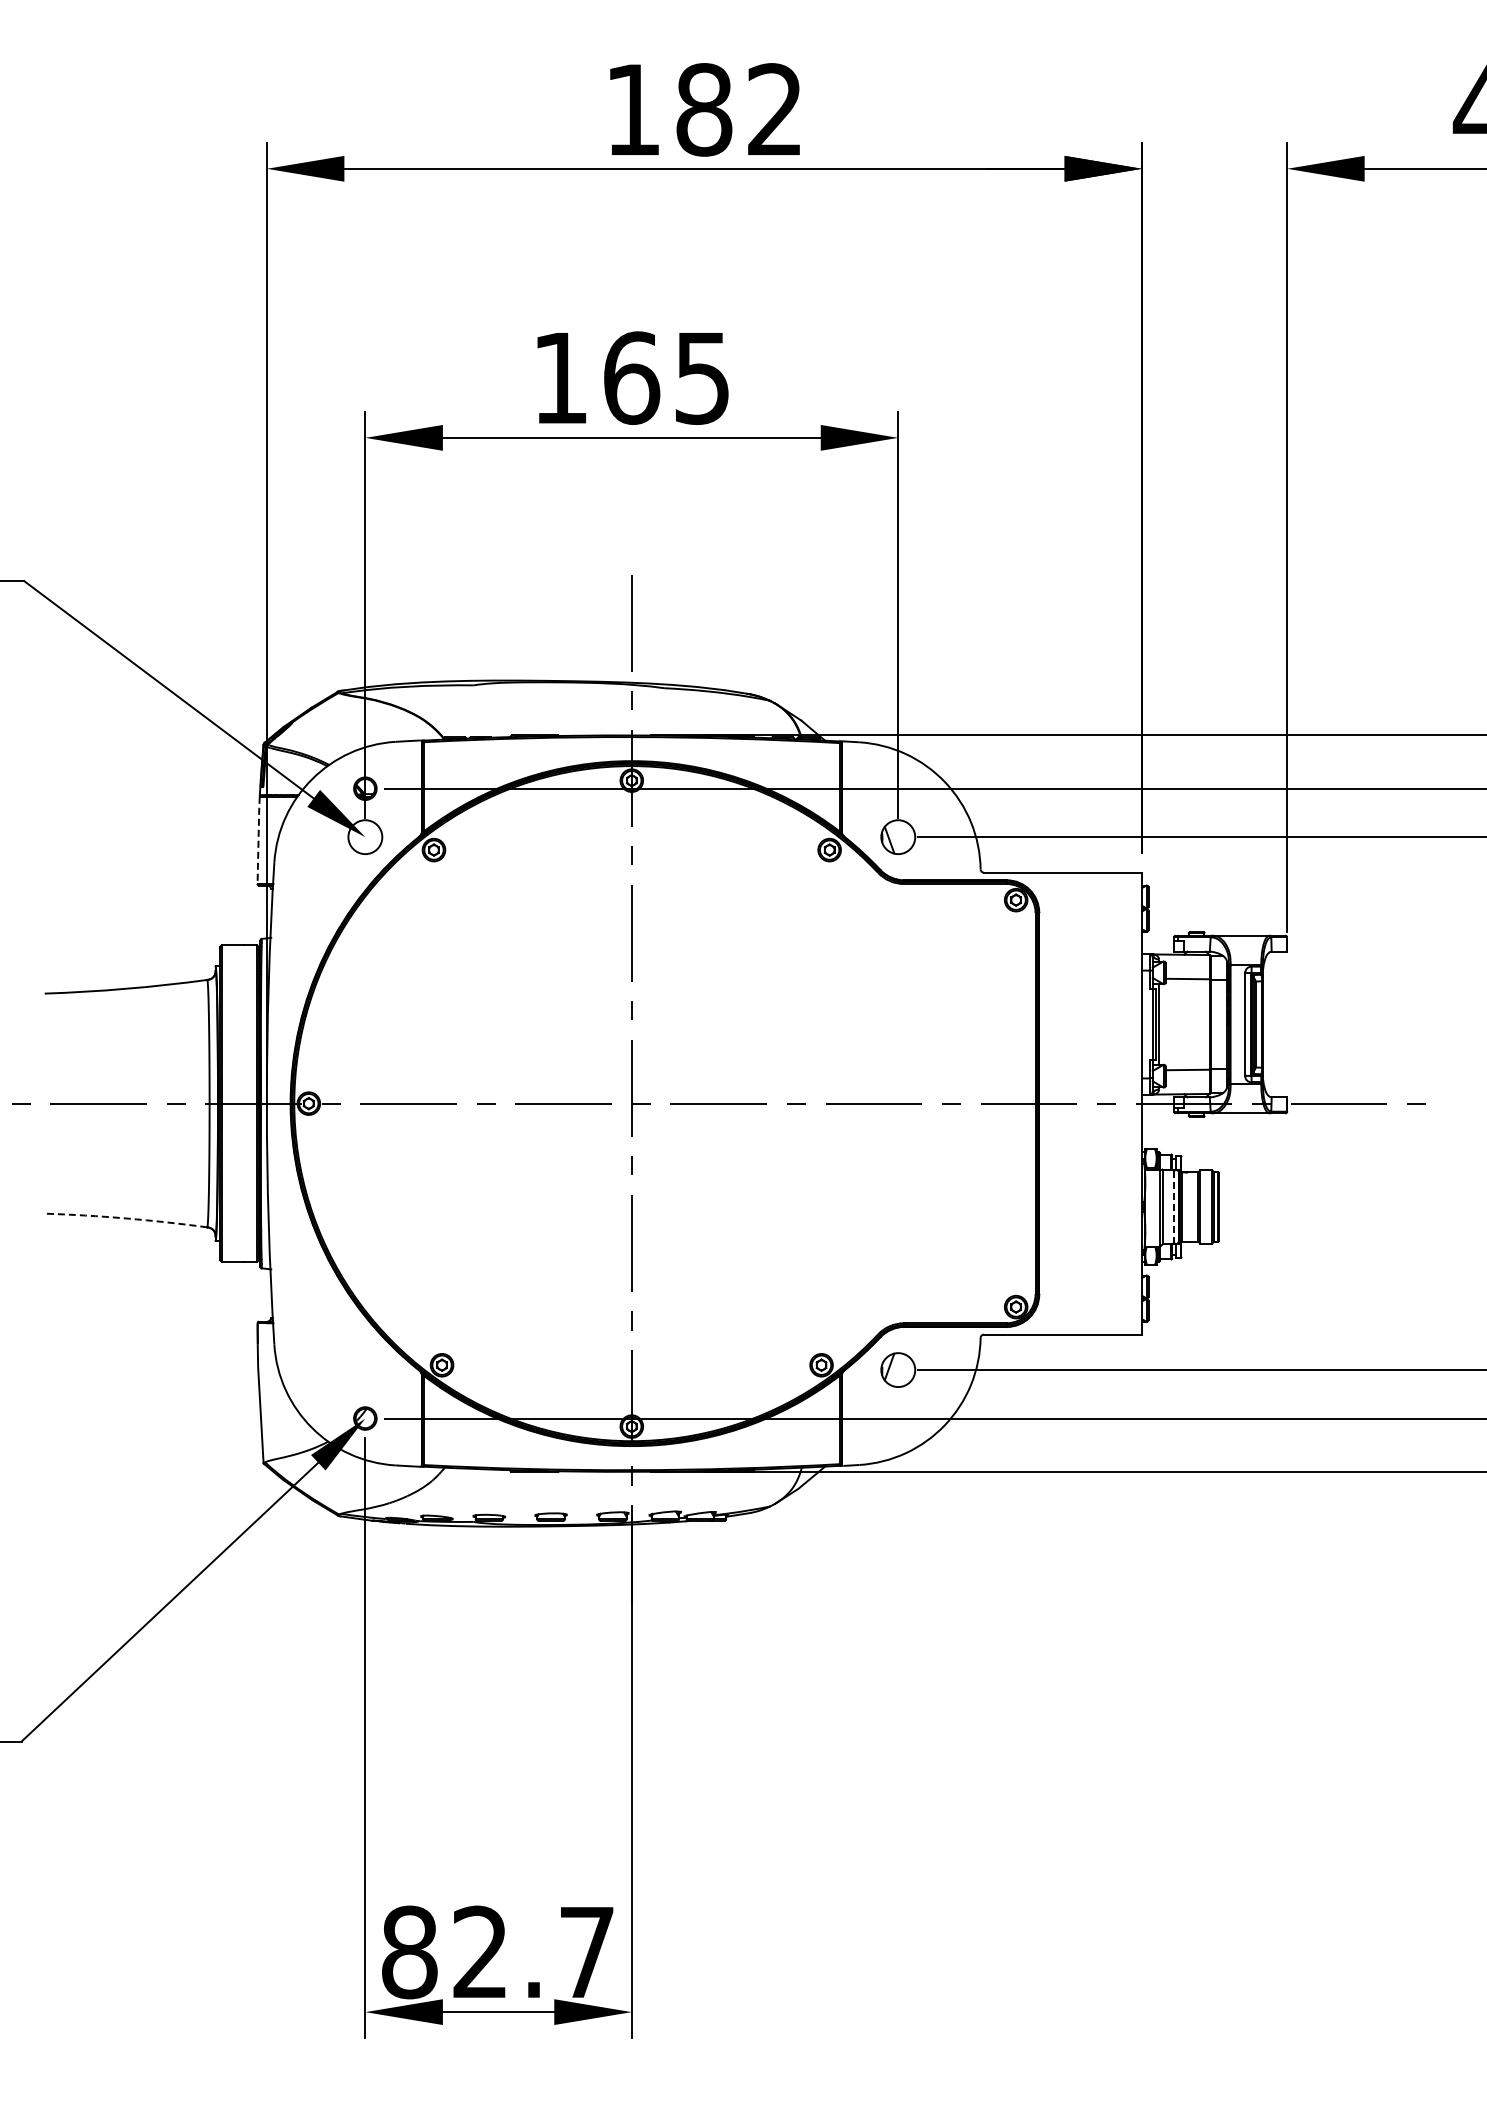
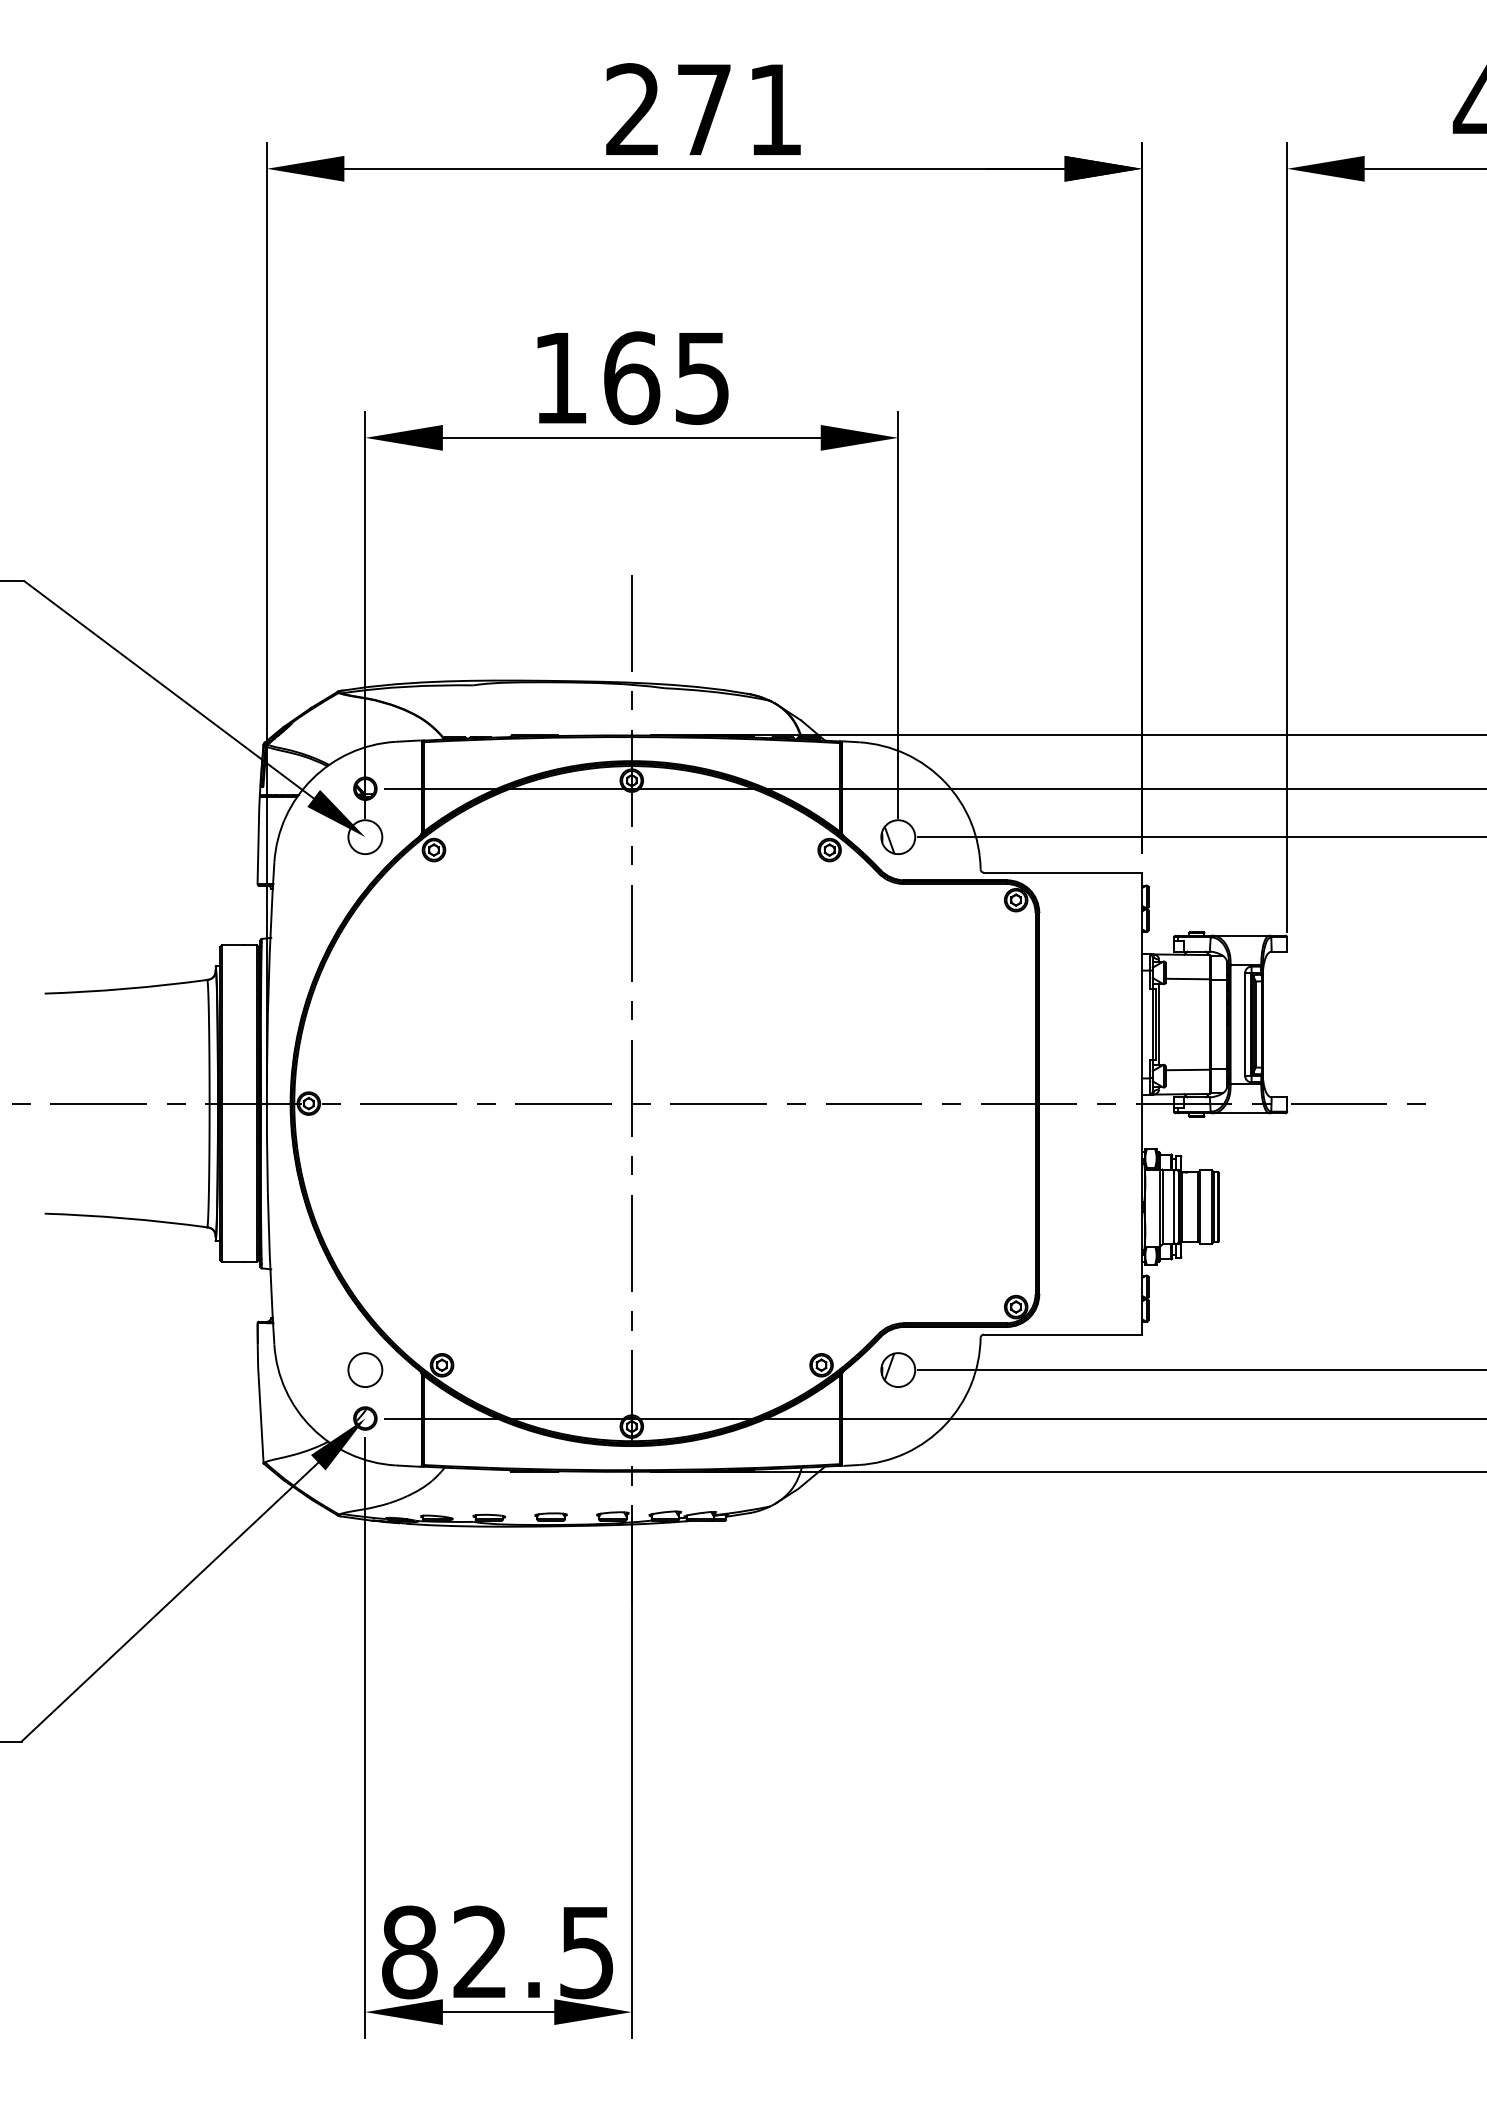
text: 182 -> 271 (703, 109)
line: dashed -> solid (258, 840)
line: dashed -> solid (1173, 1207)
arc: dashed -> solid (126, 1218)
circle: none -> present (365, 1369)
text: 82.7 -> 82.5 (586, 1953)
